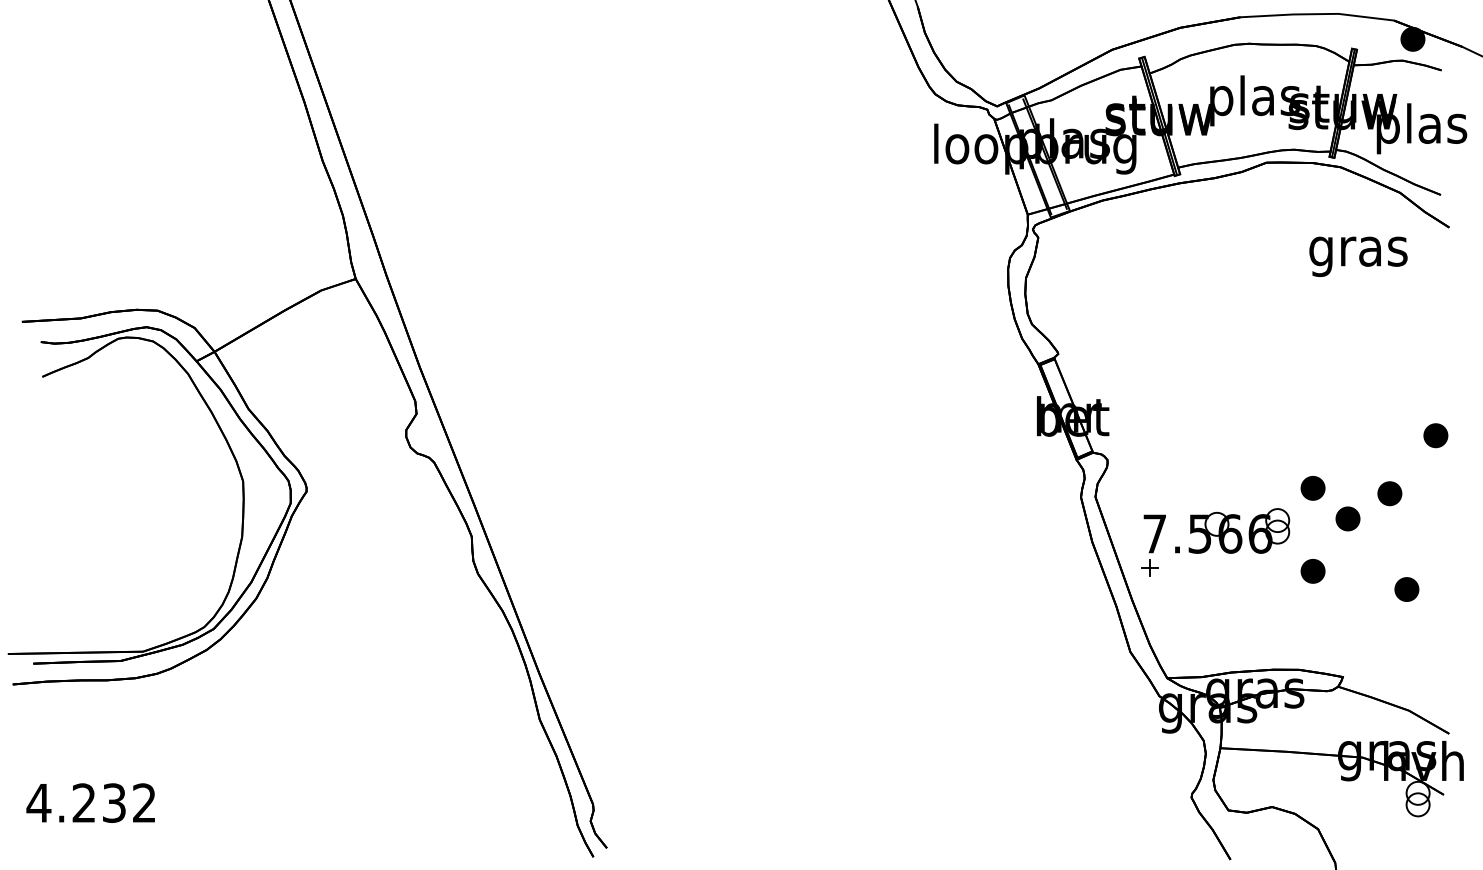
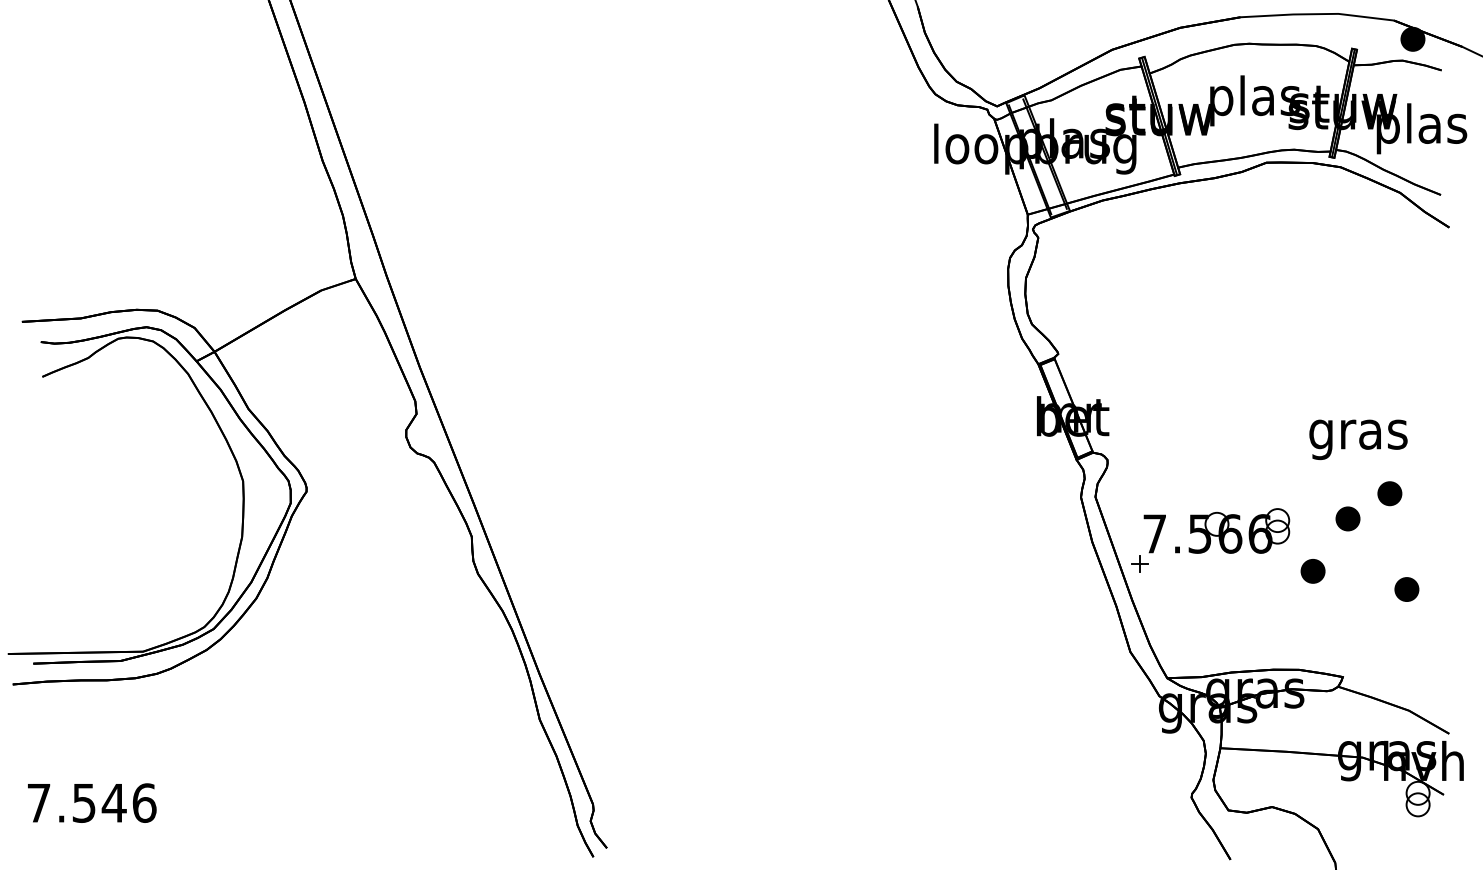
text position: (1358, 256) -> (1358, 439) (1358, 439)
part: present -> none (1435, 435)
part: present -> none (1312, 488)
part position: (1149, 567) -> (1139, 563) (1139, 563)
text: 4.232 -> 7.546 (91, 802)
